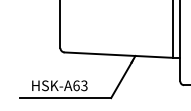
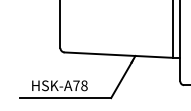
text: HSK-A63 -> HSK-A78 (80, 85)
